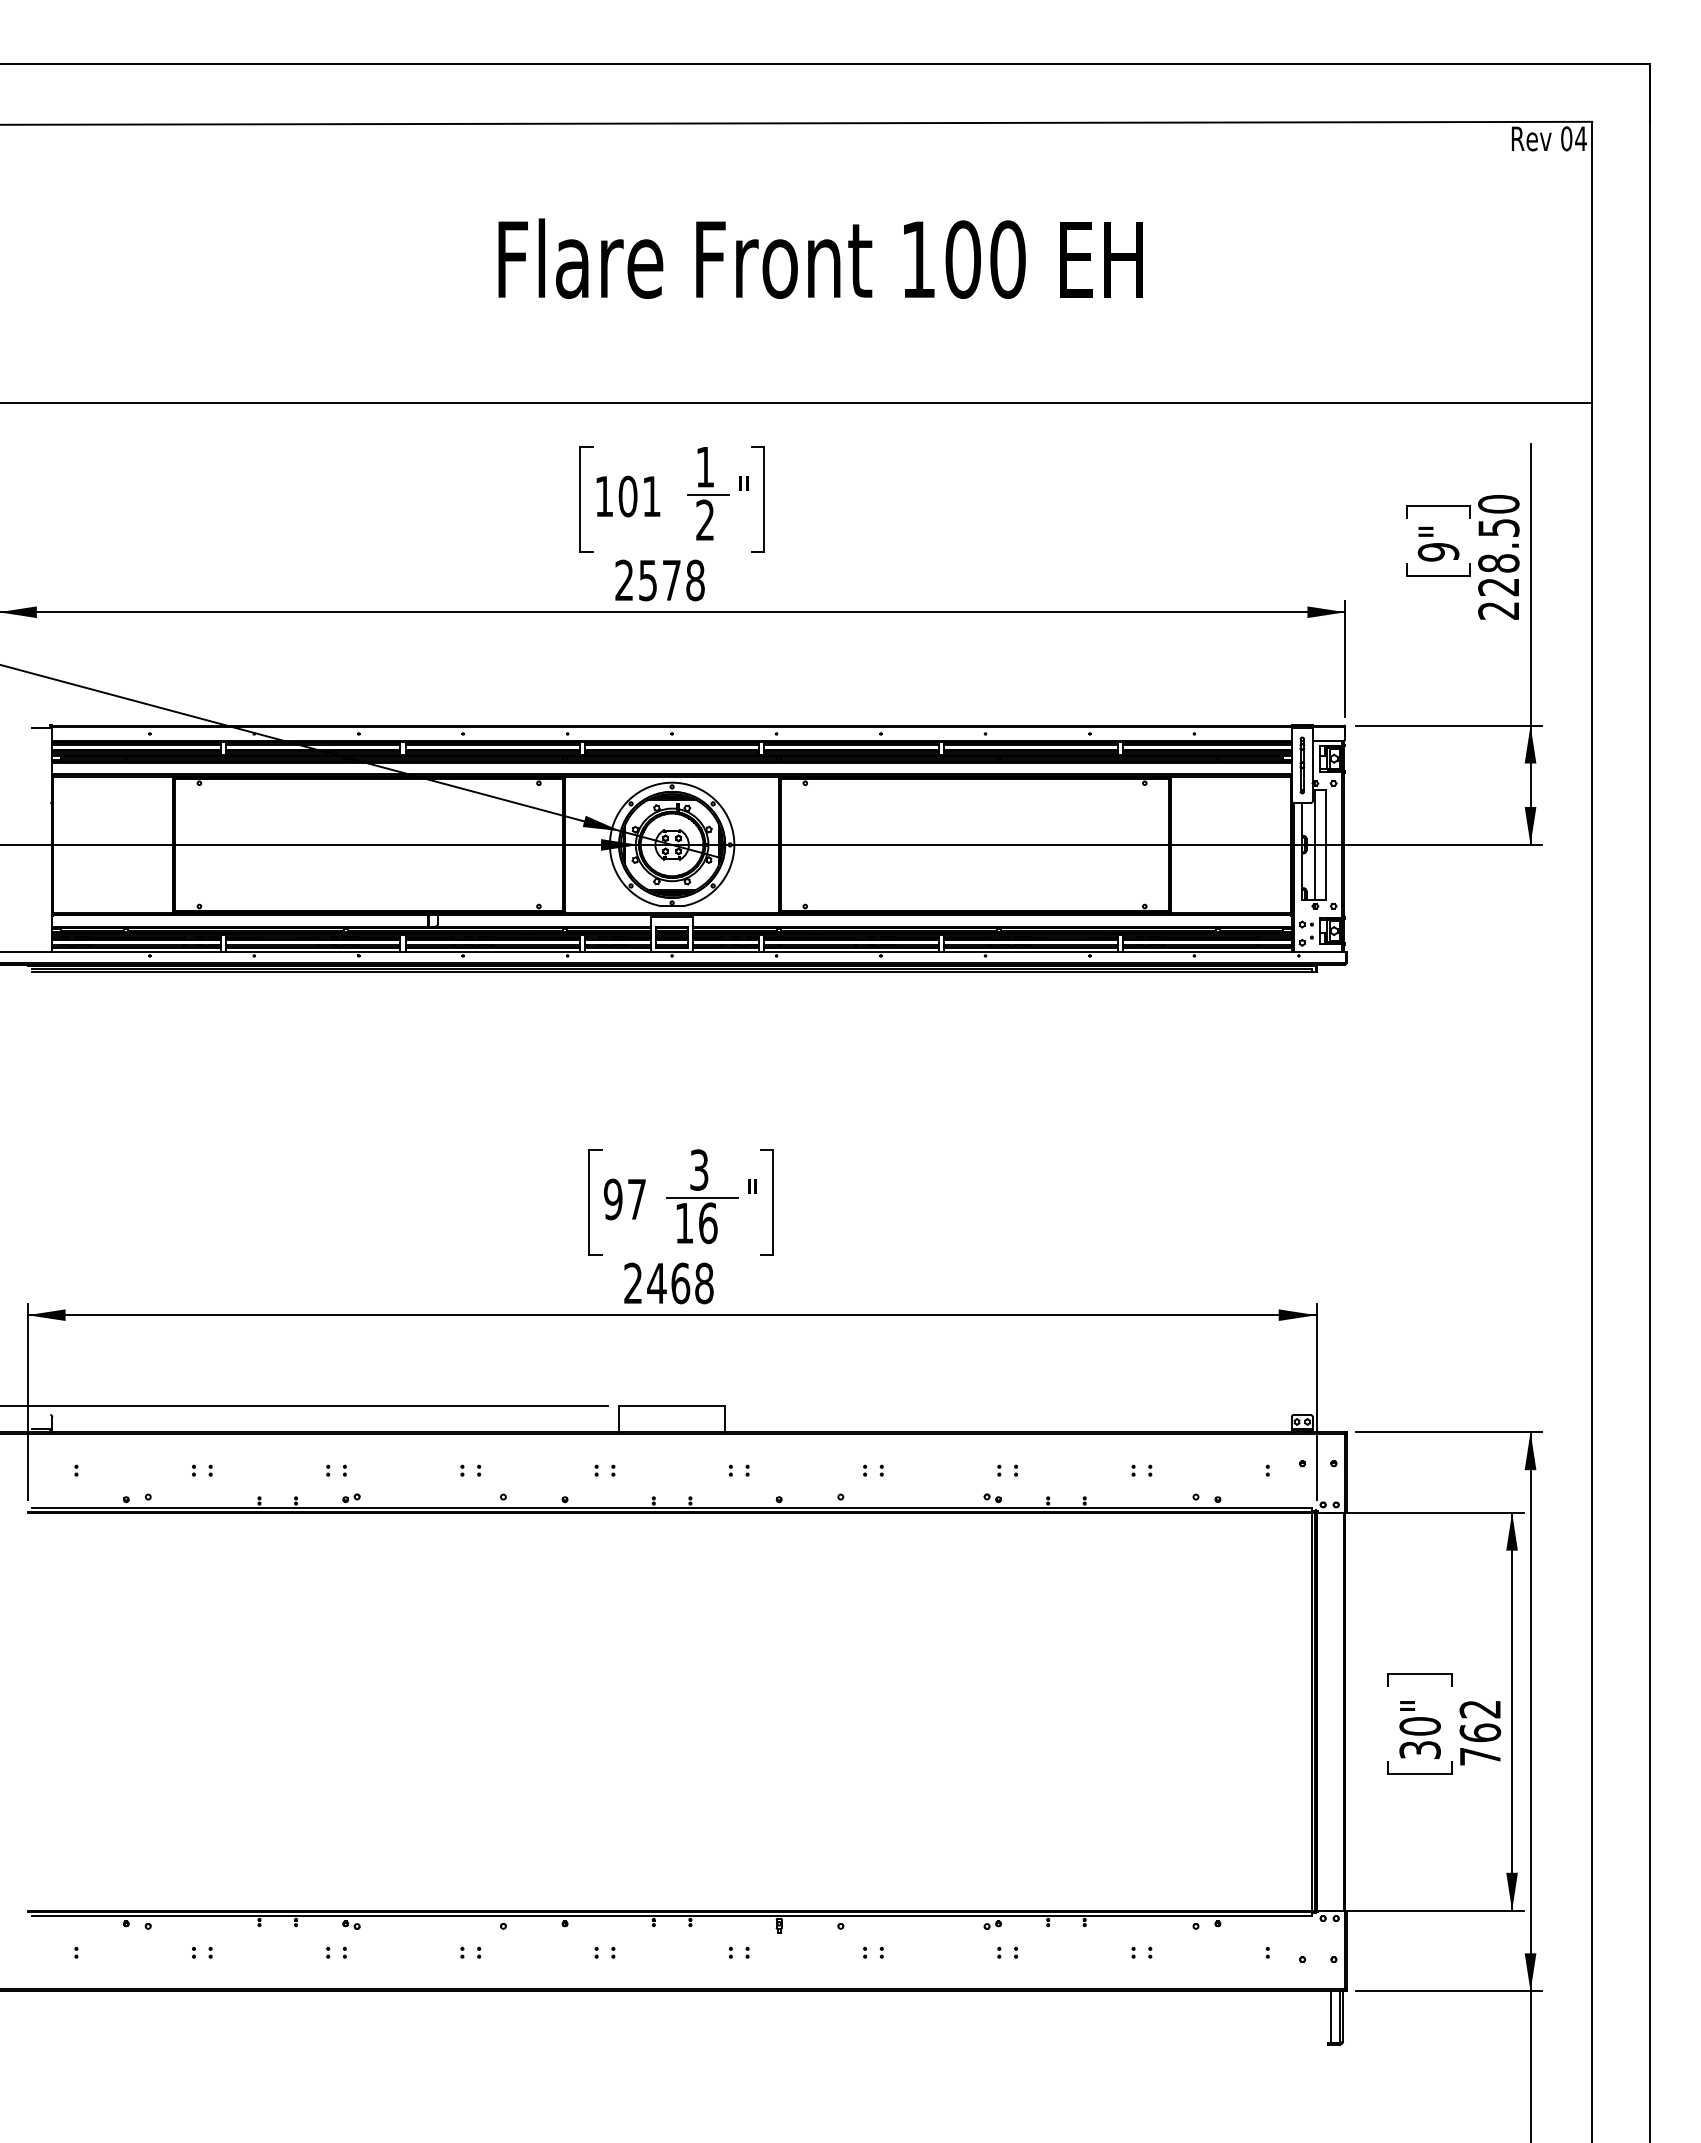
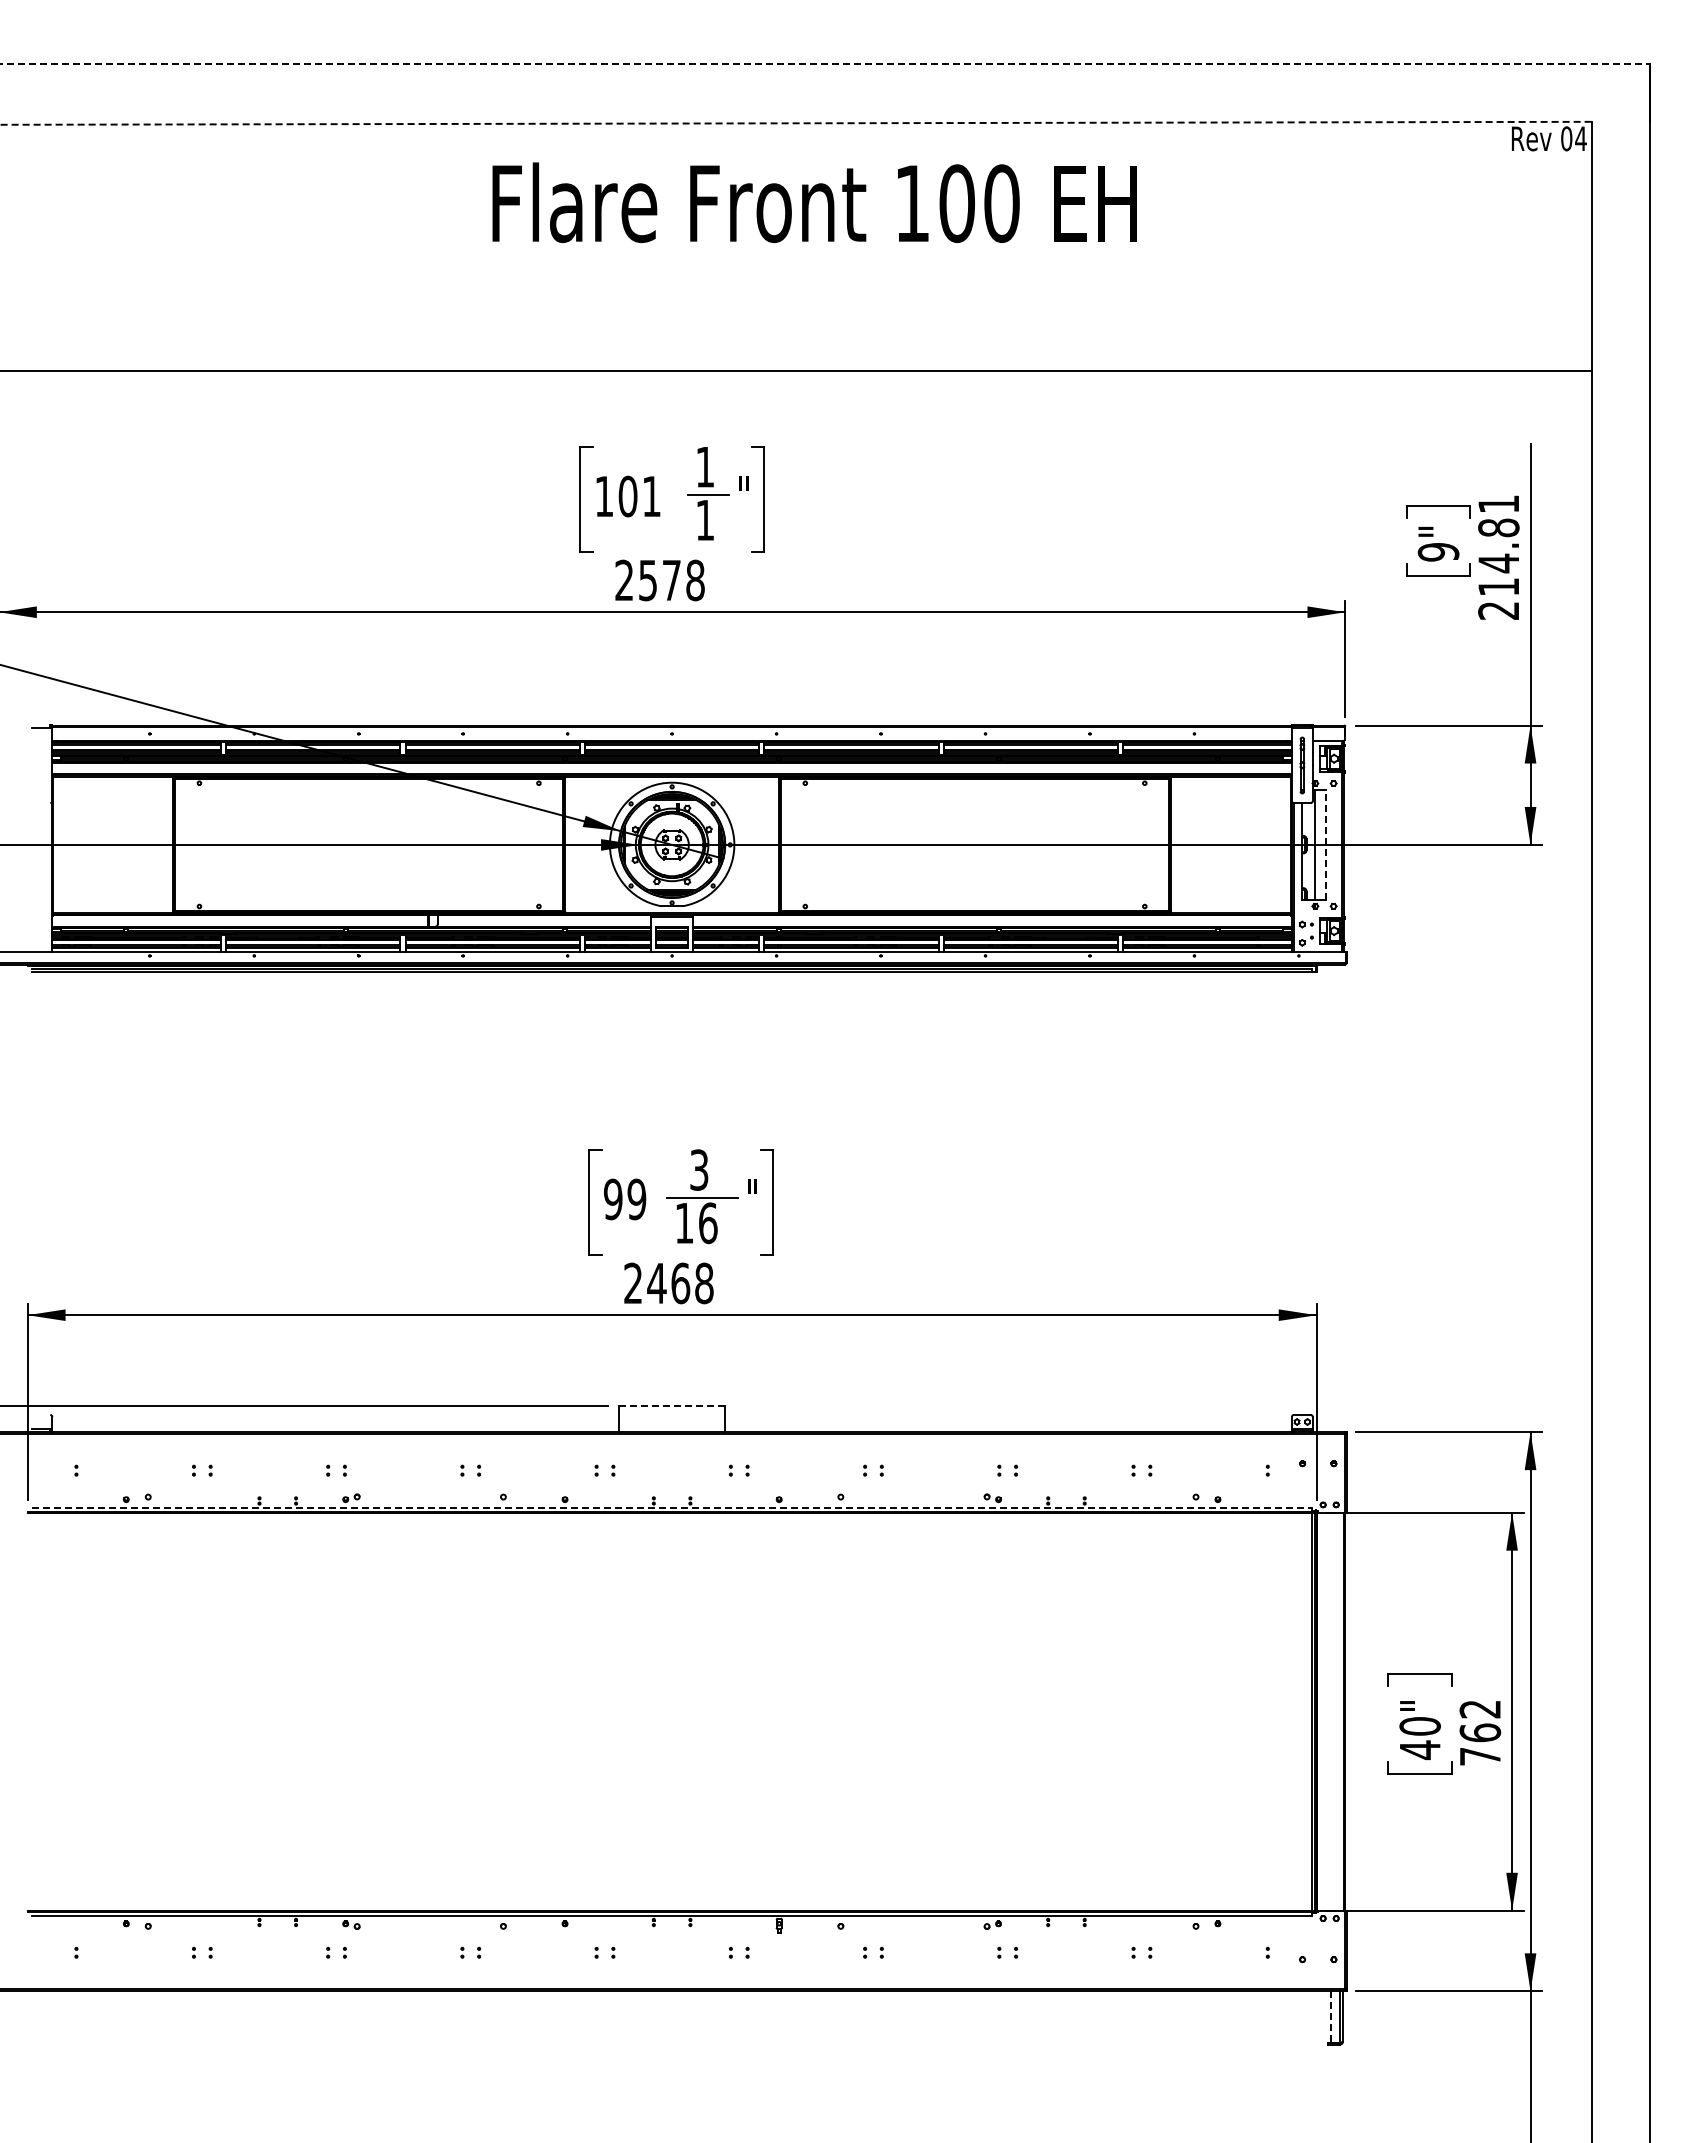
line: solid -> dashed (825, 64)
line: solid -> dashed (796, 123)
text position: (820, 258) -> (814, 202) (814, 202)
line position: (797, 403) -> (797, 371) (797, 371)
text: 2 -> 1 (704, 519)
text: 228.50 -> 214.81 (1498, 545)
line: solid -> dashed (1325, 844)
text: 97 -> 99 (636, 1199)
line: solid -> dashed (672, 1405)
line: solid -> dashed (672, 1507)
text: 30" -> 40" (1419, 1750)
line: solid -> dashed (1330, 2017)
